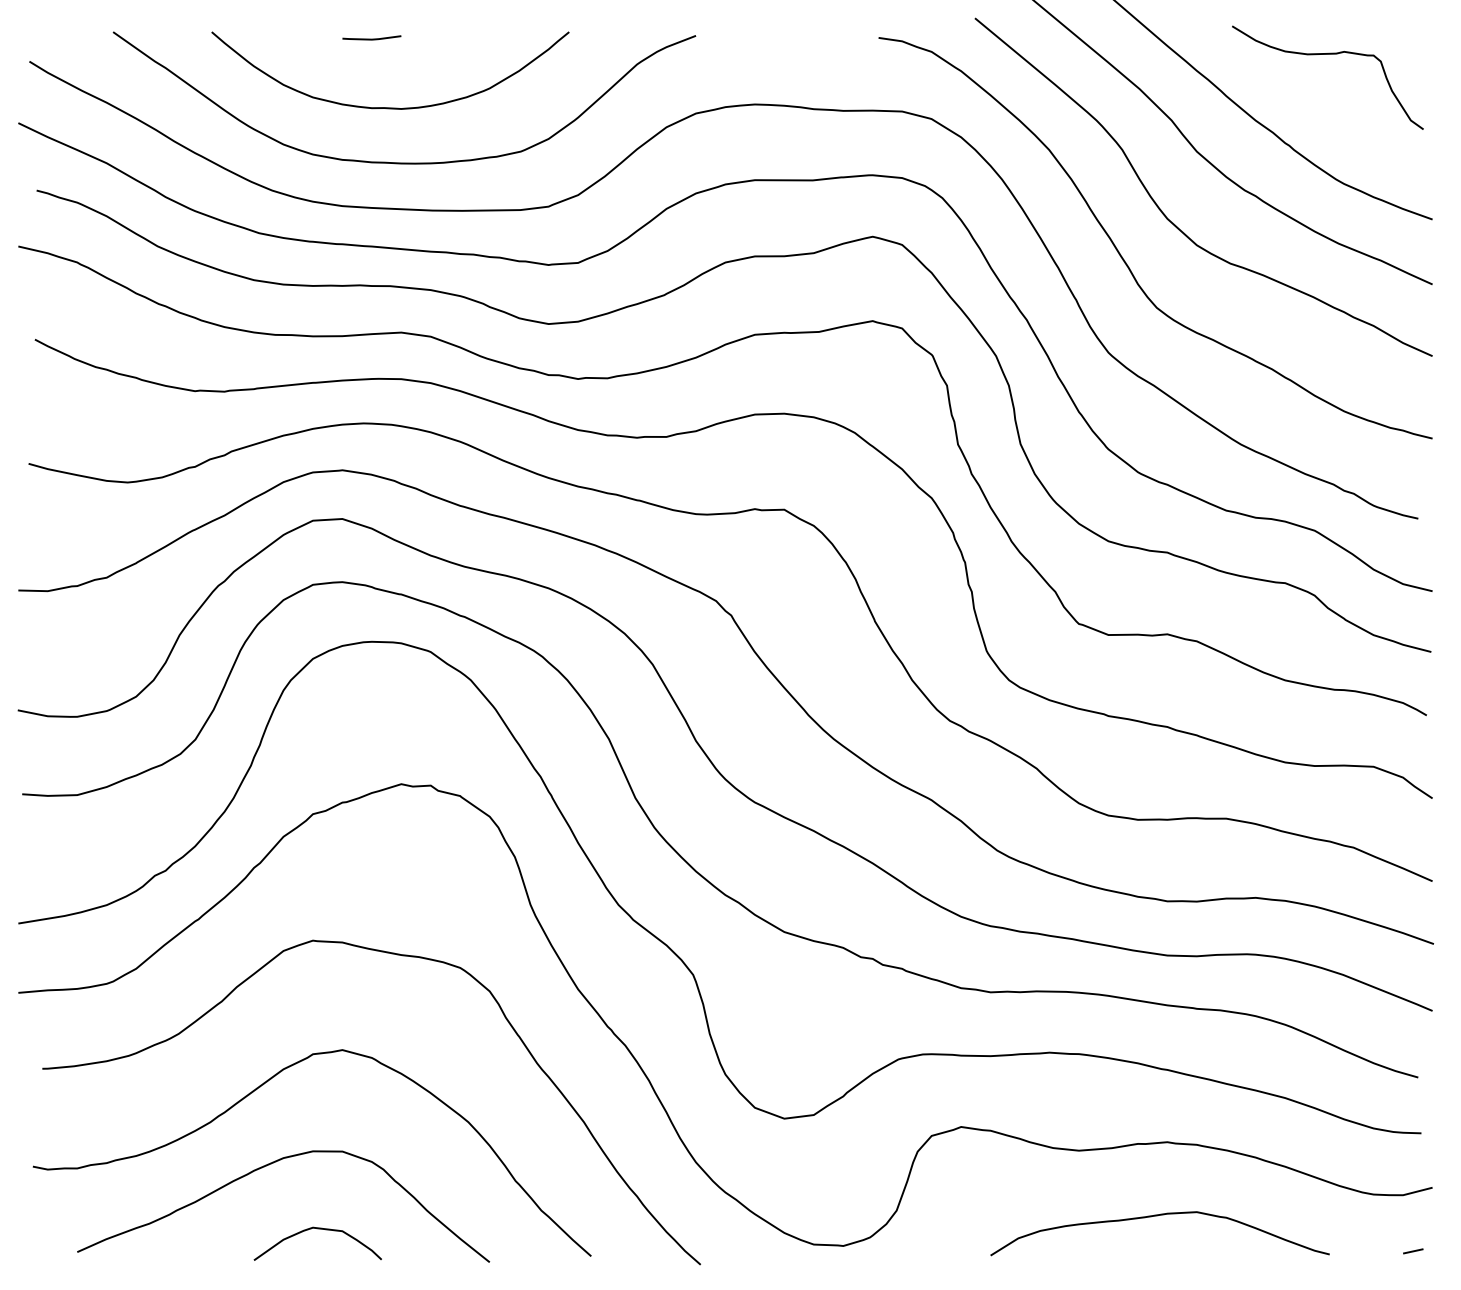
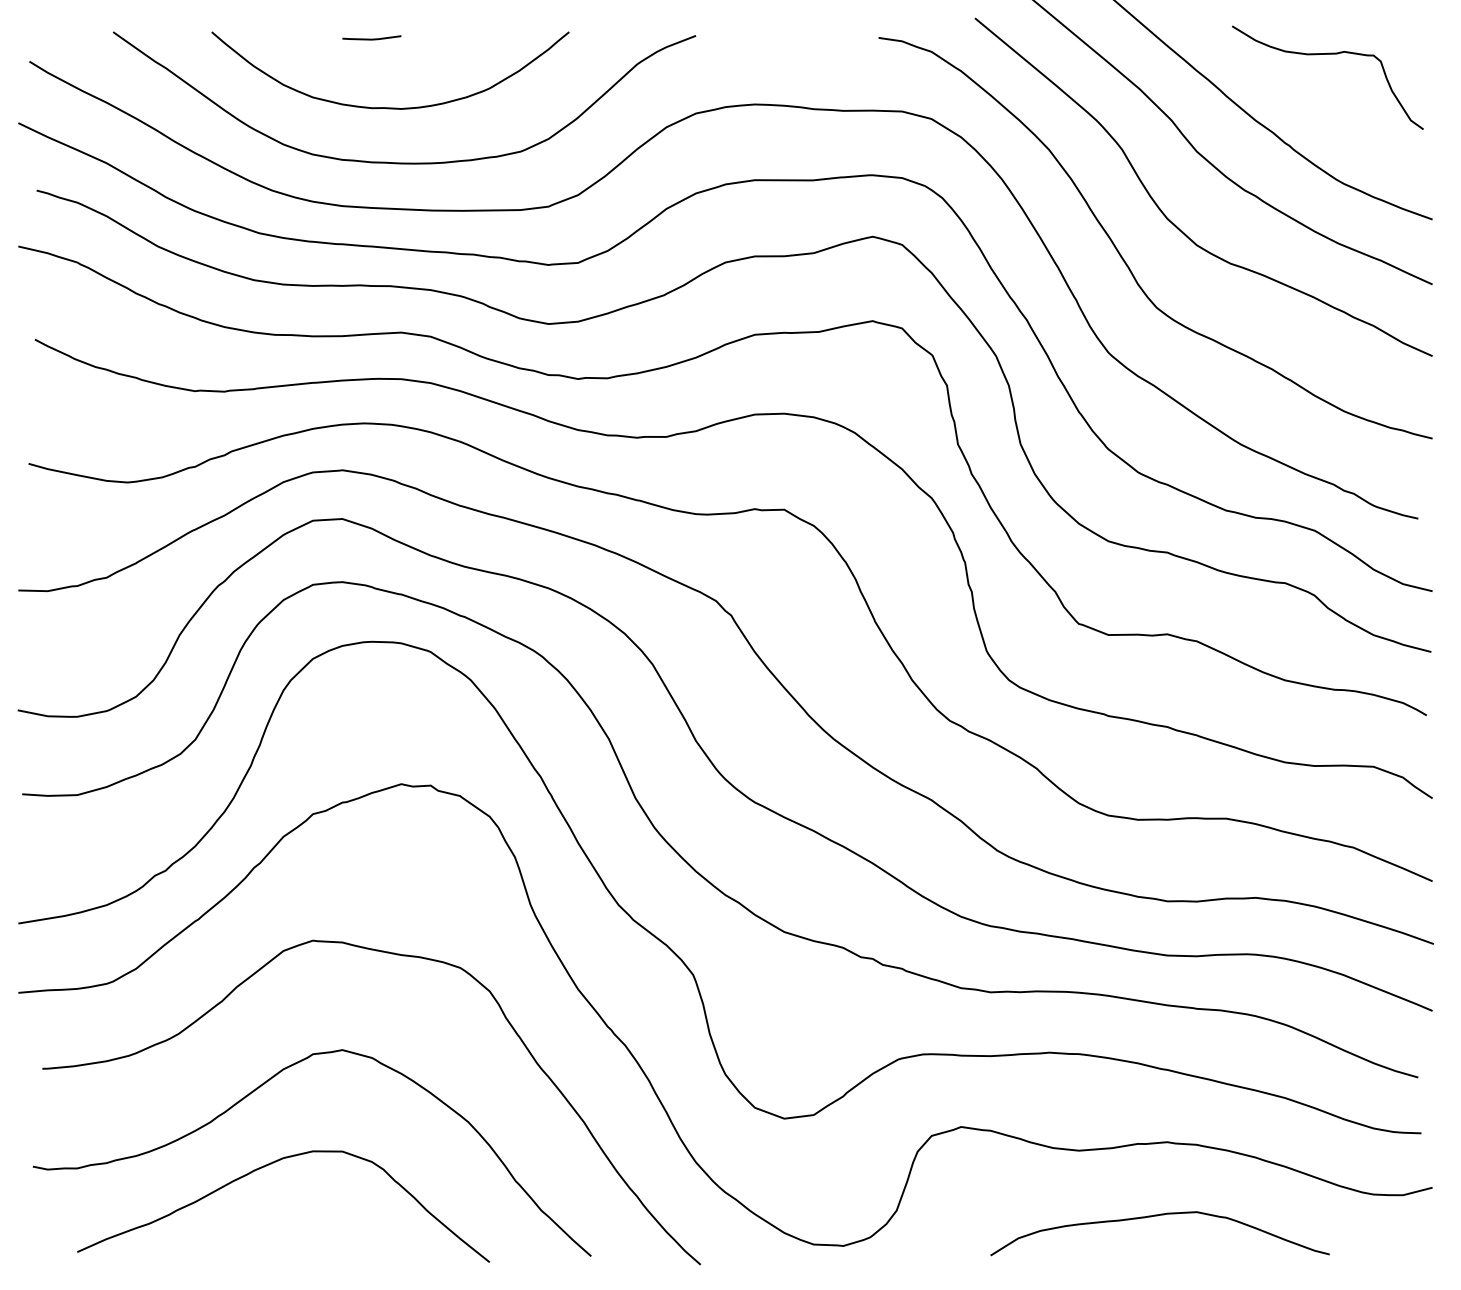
curve: present -> none (317, 1229)
line: present -> none (1413, 1251)
